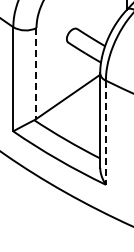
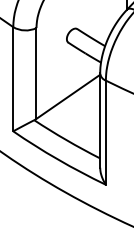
line: dashed -> solid (36, 73)
line: dashed -> solid (105, 133)
